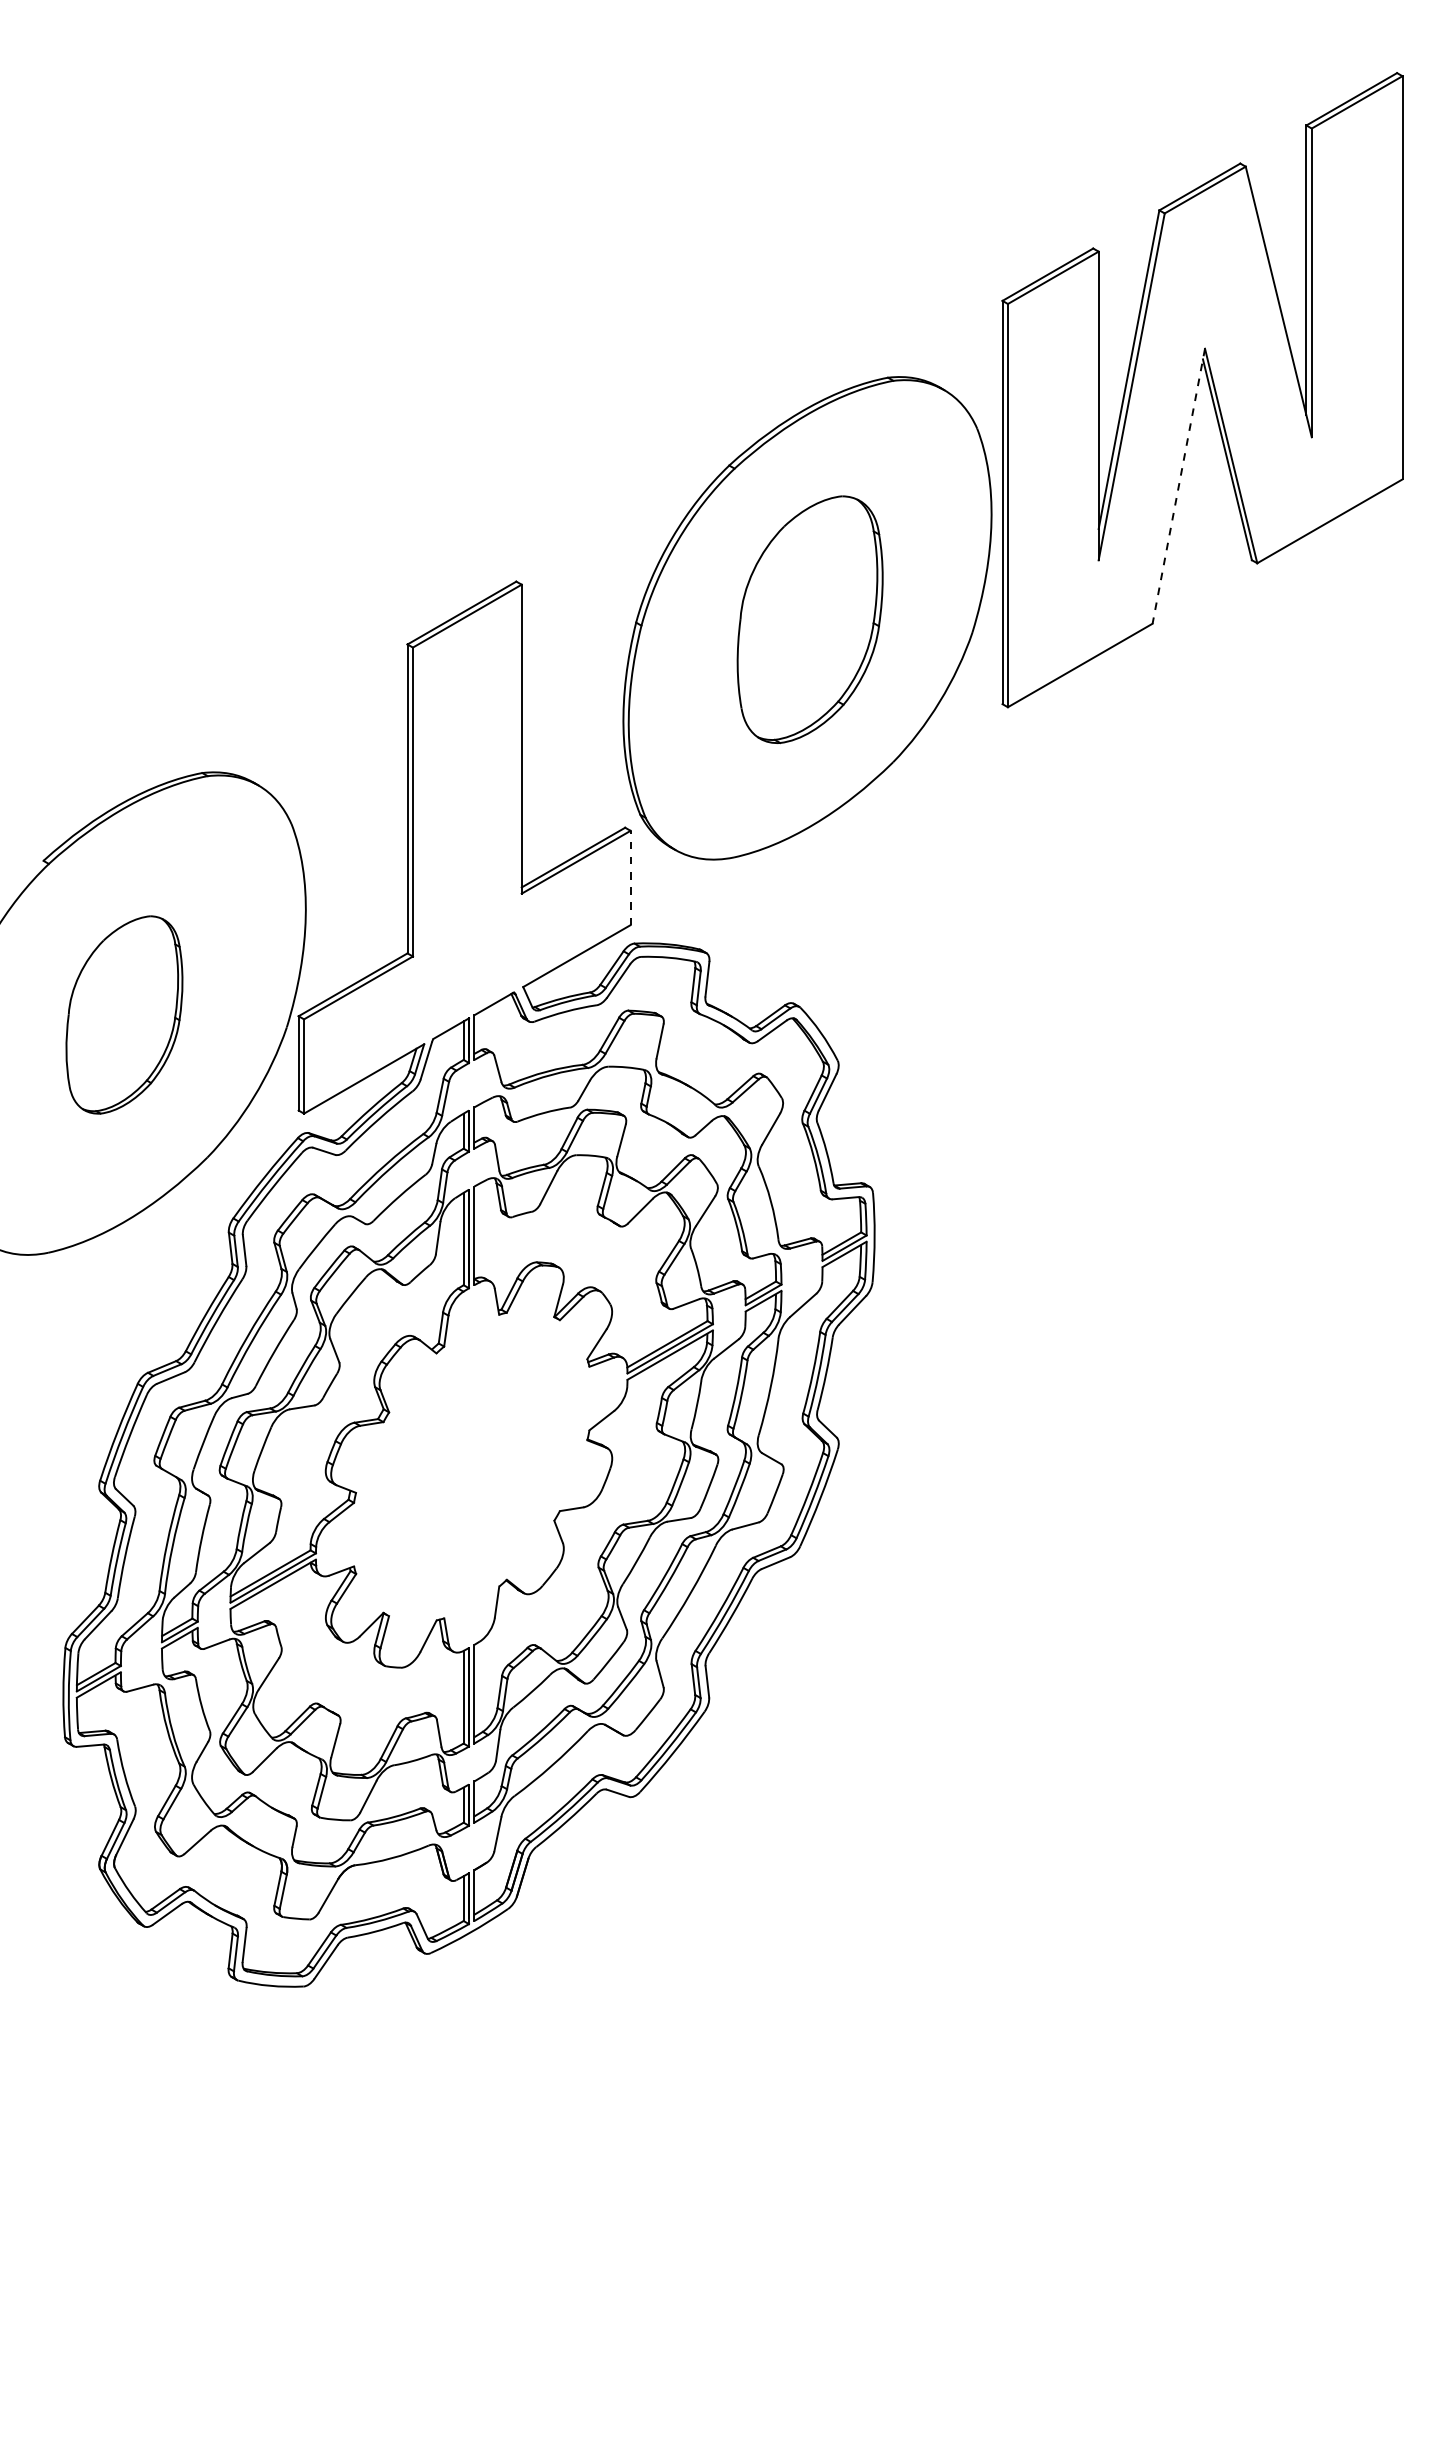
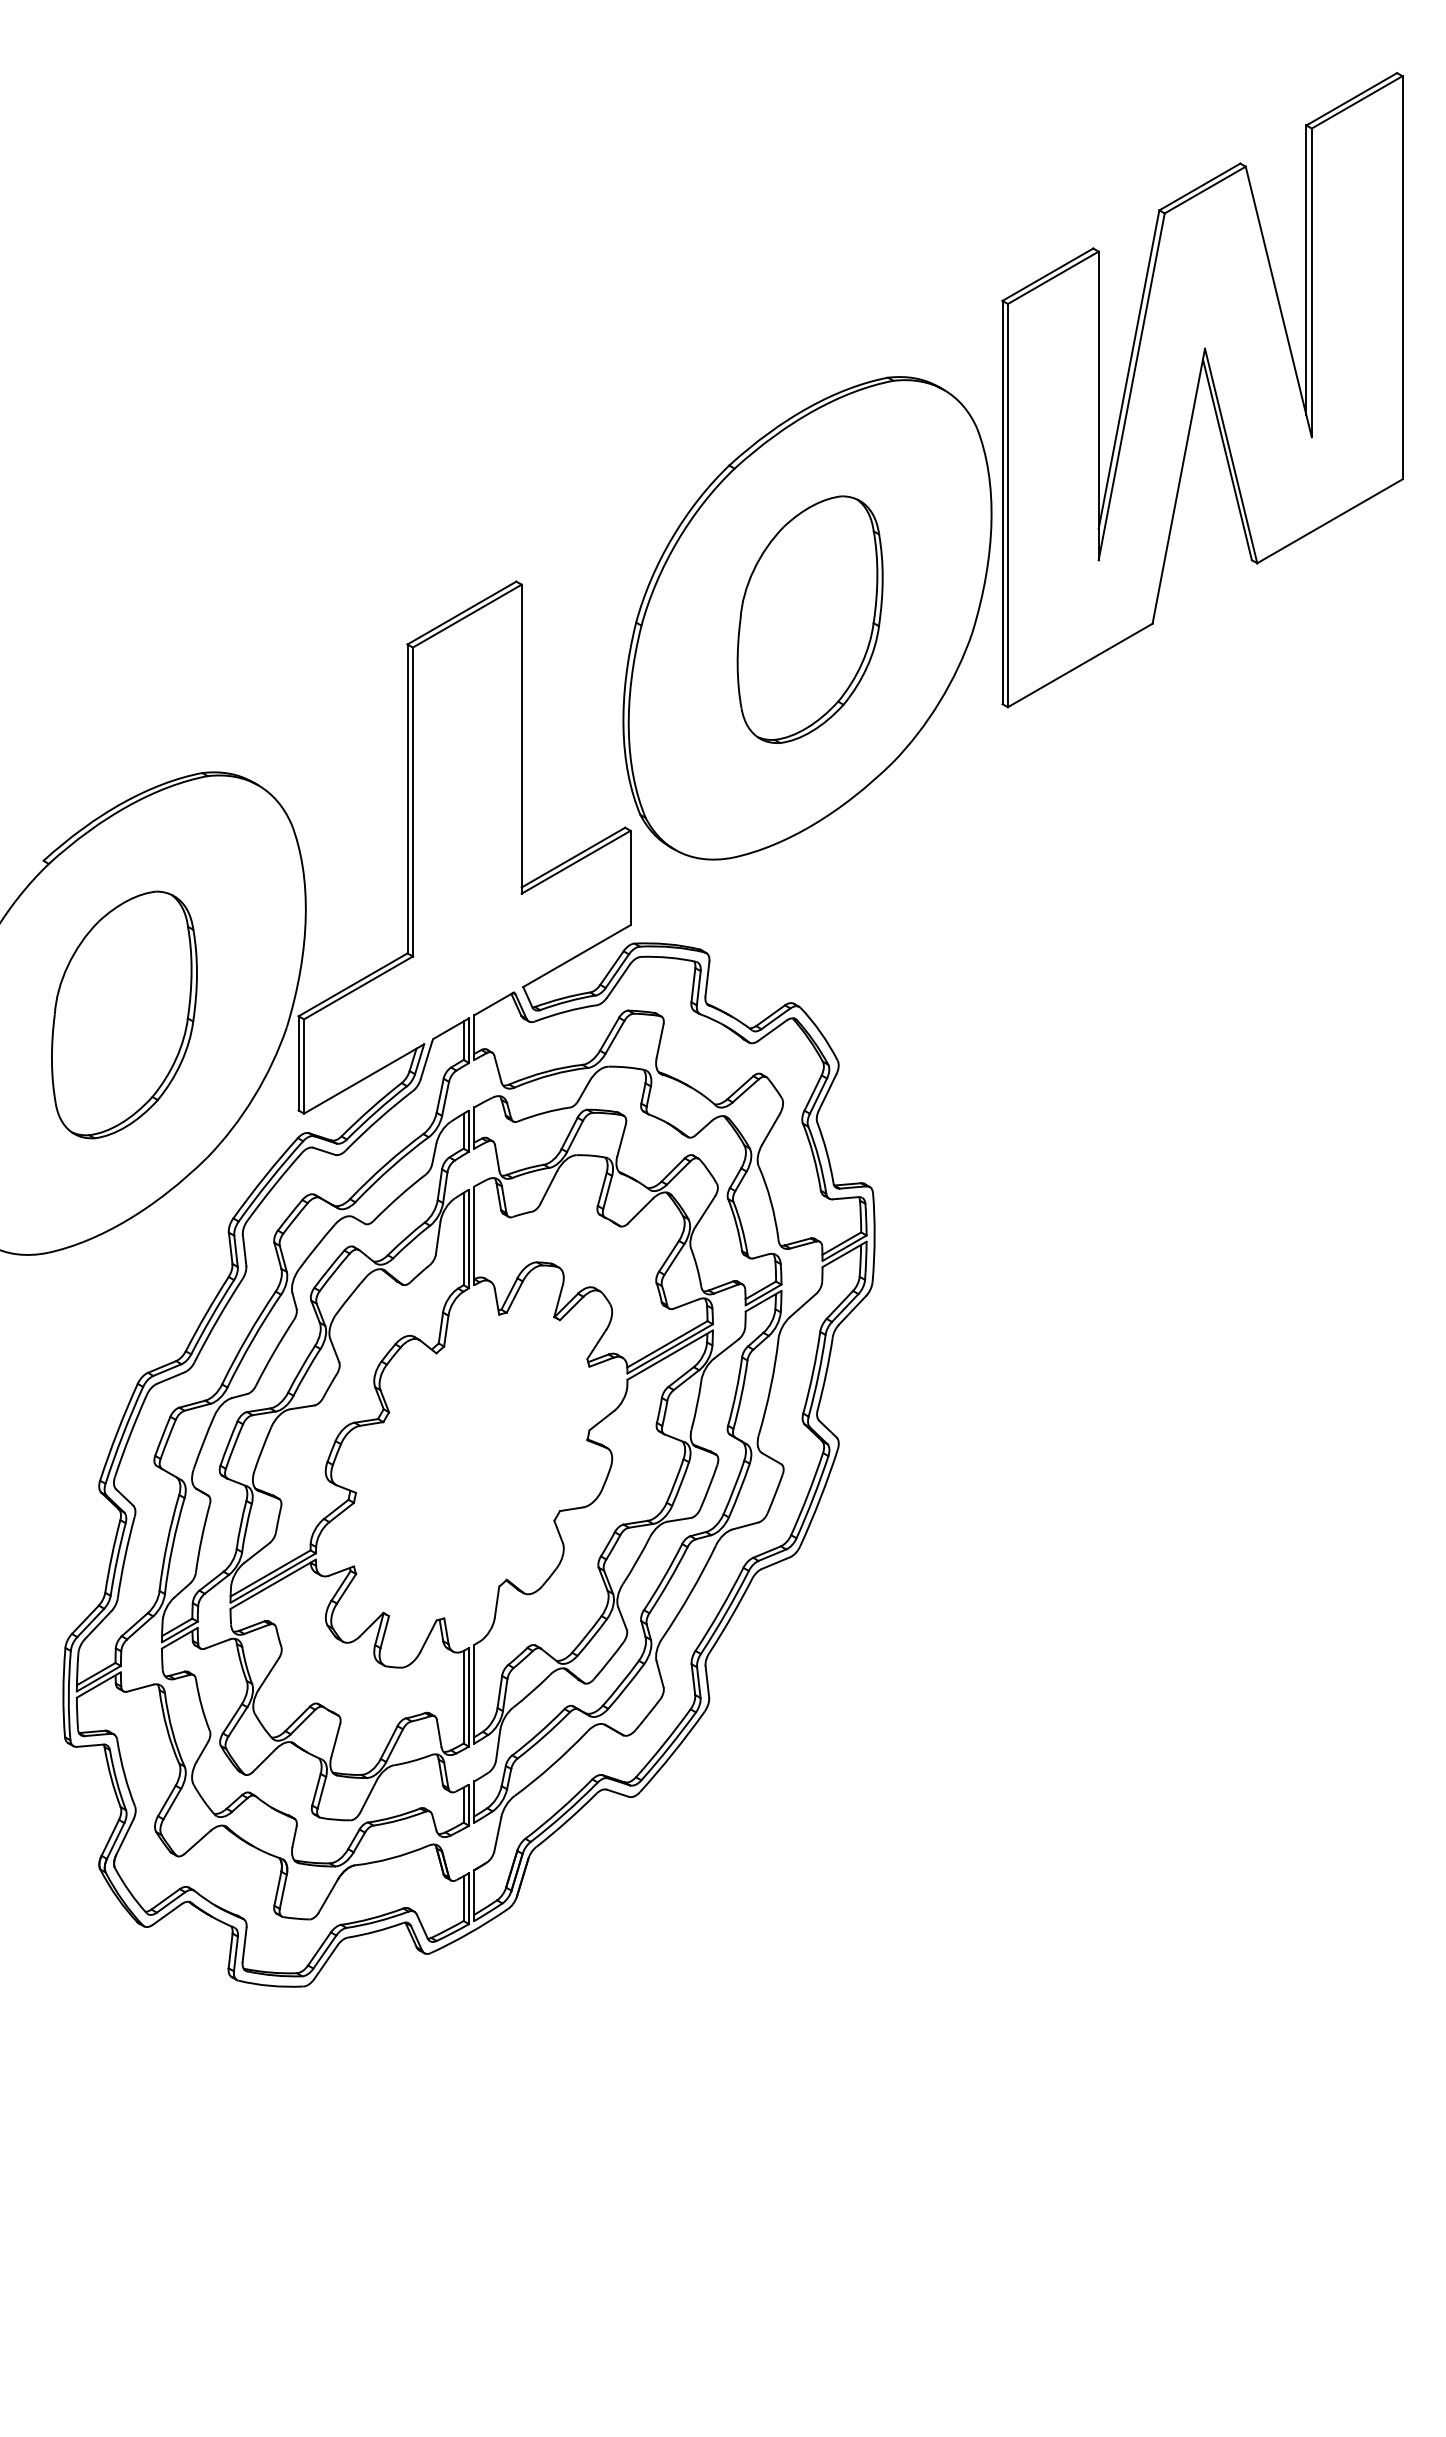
line: dashed -> solid (1178, 486)
line: dashed -> solid (630, 877)
part size: 119x200 px -> 147x250 px (124, 1014)
